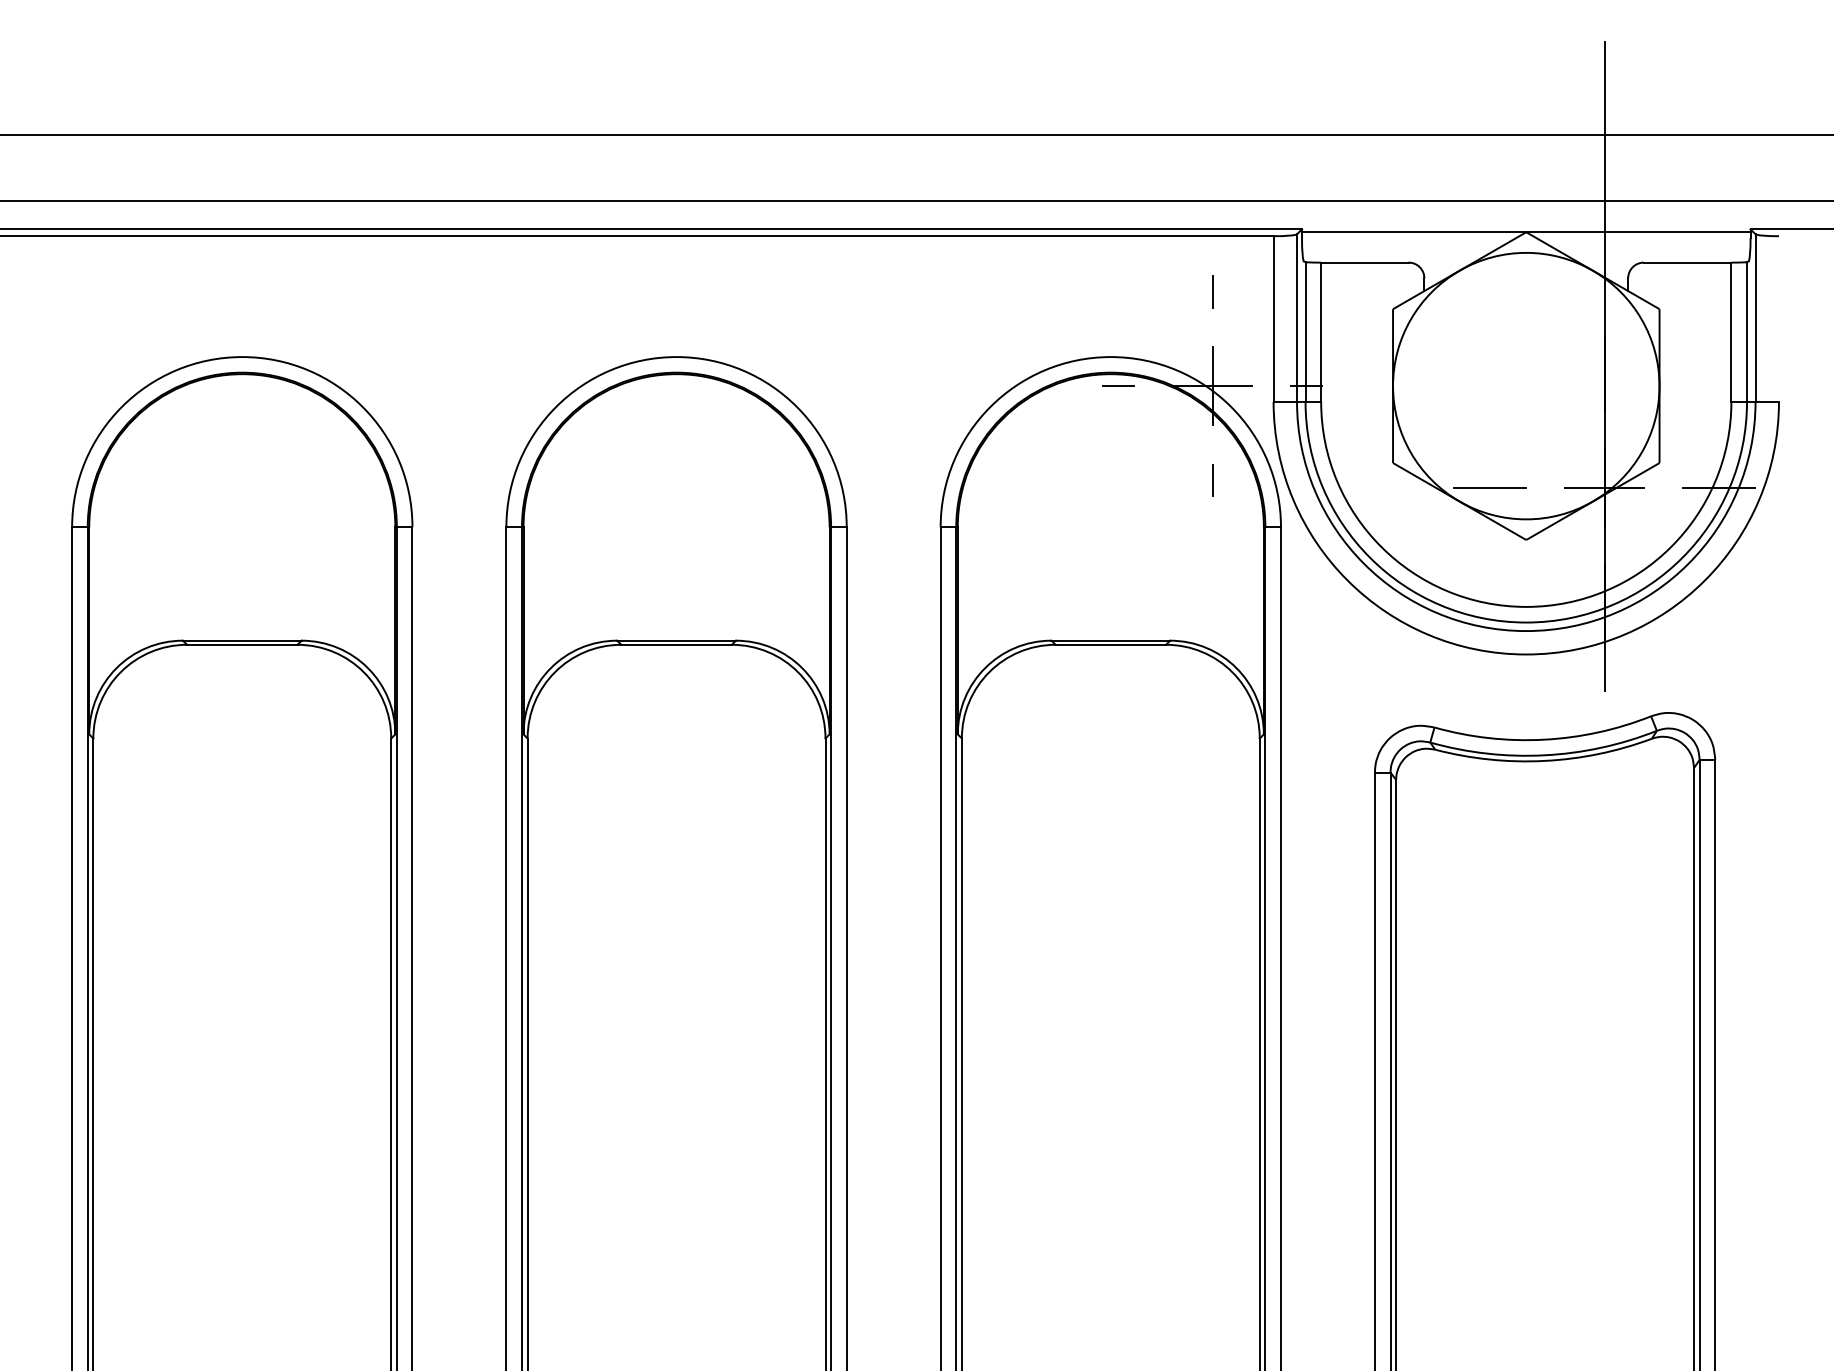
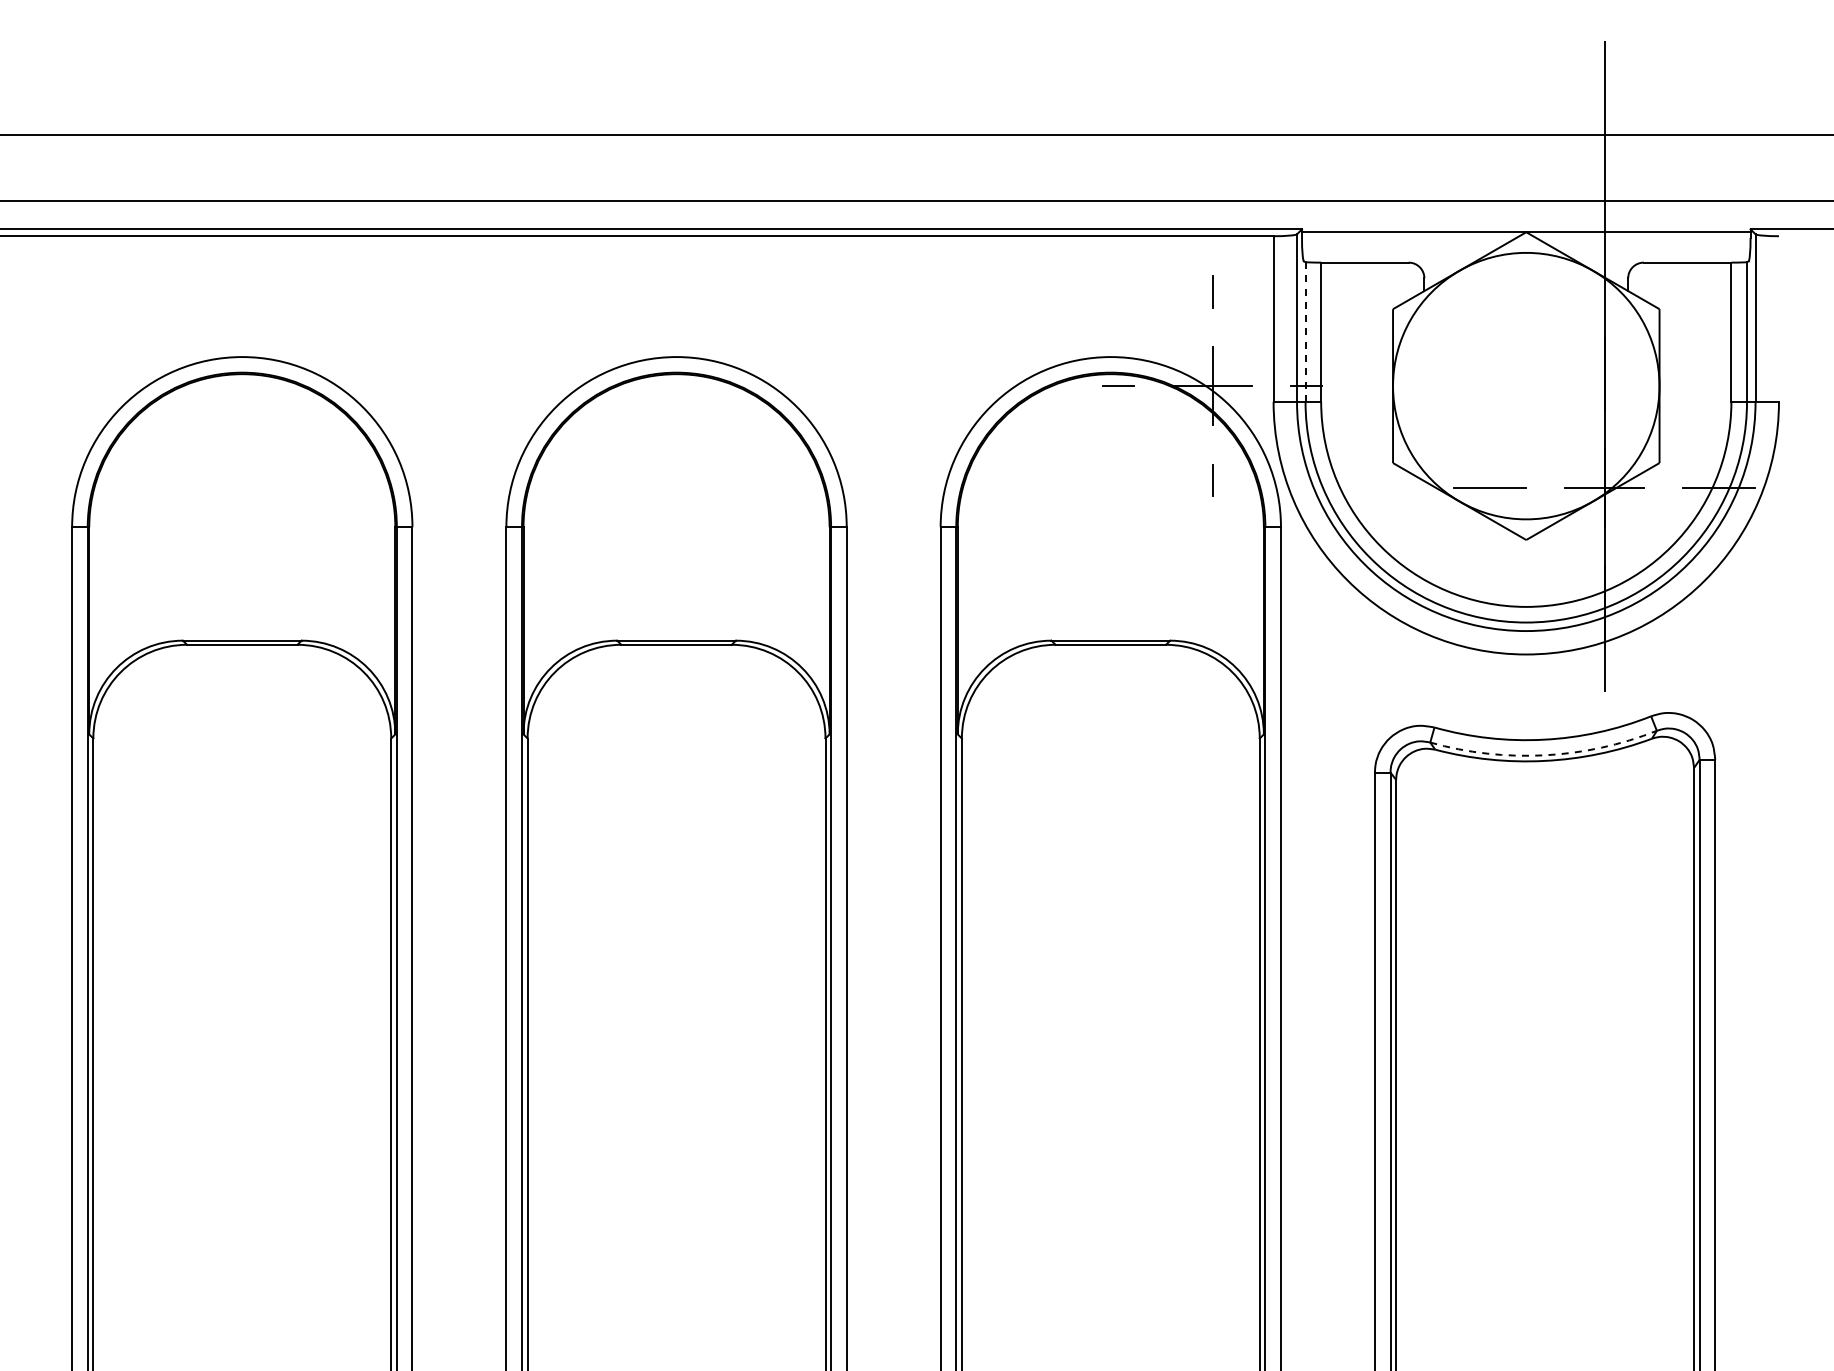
line: solid -> dashed (1305, 331)
arc: solid -> dashed (1544, 755)
